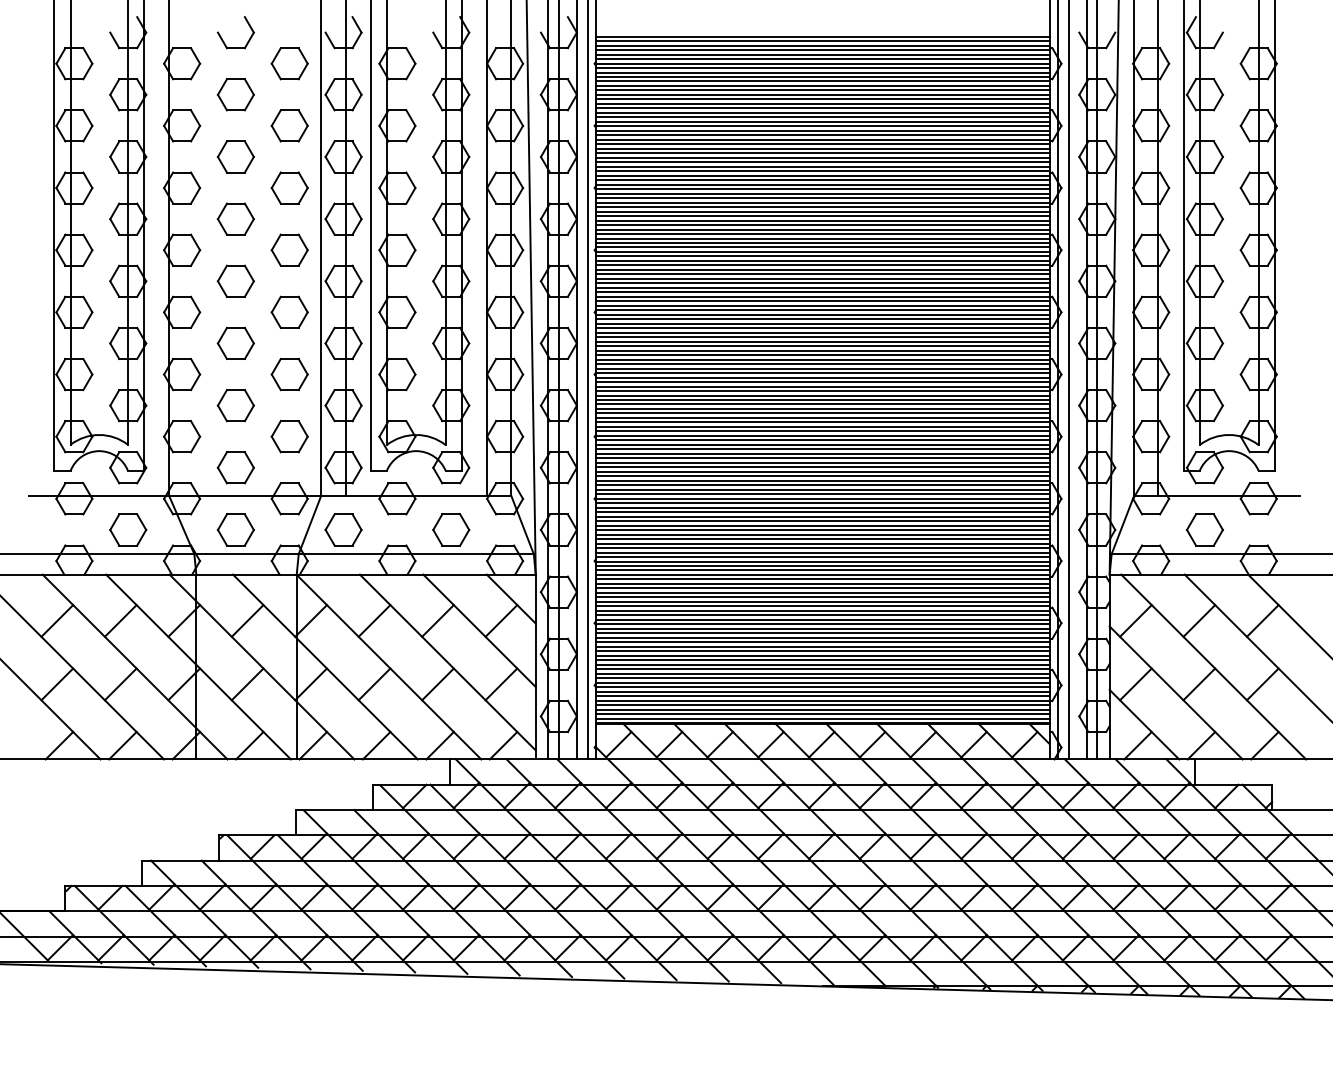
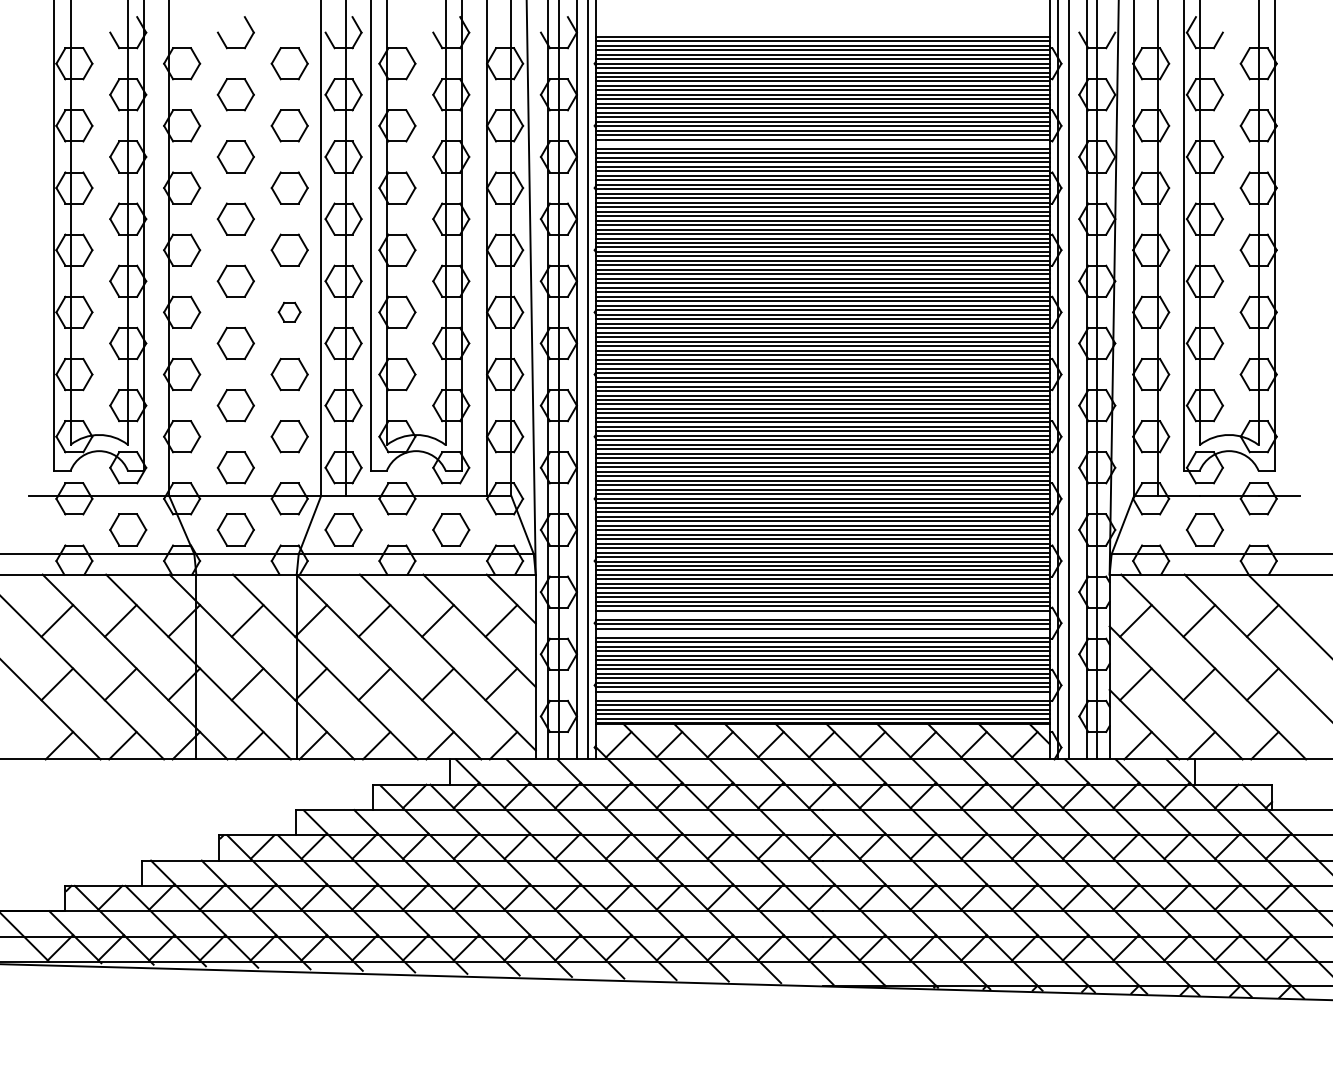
line: present -> none (822, 144)
part size: 39x34 px -> 25x22 px (289, 311)
line: present -> none (822, 615)
line: present -> none (822, 633)
line: present -> none (822, 696)
